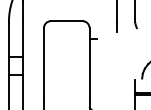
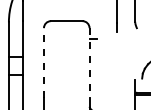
line: solid -> dashed (43, 62)
line: solid -> dashed (89, 62)
